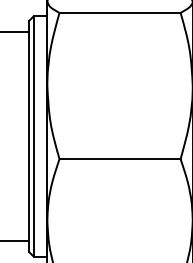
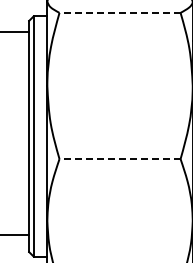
line: solid -> dashed (120, 12)
line: solid -> dashed (120, 159)
line position: (15, 241) -> (15, 235) (15, 235)
